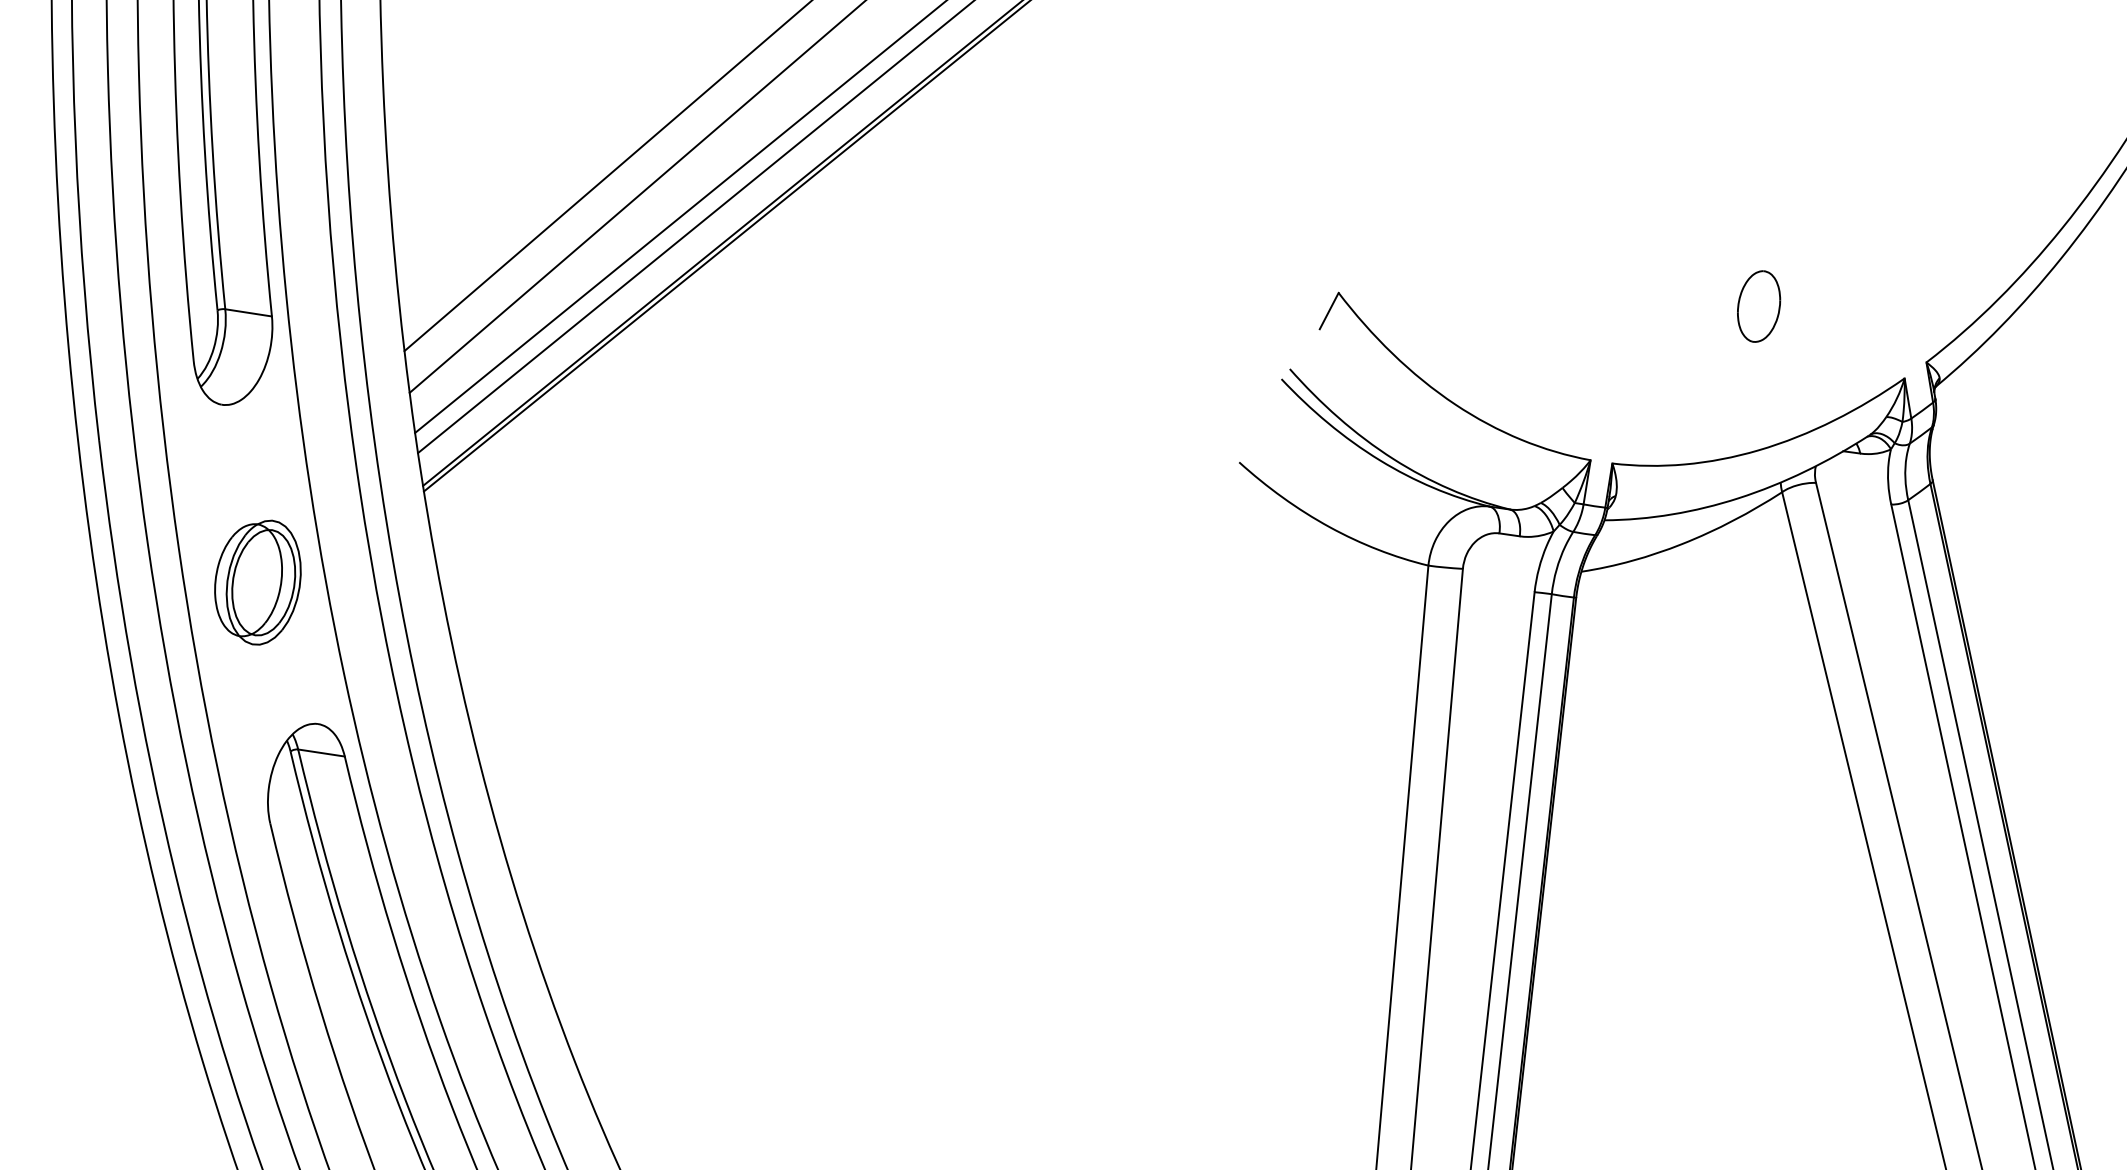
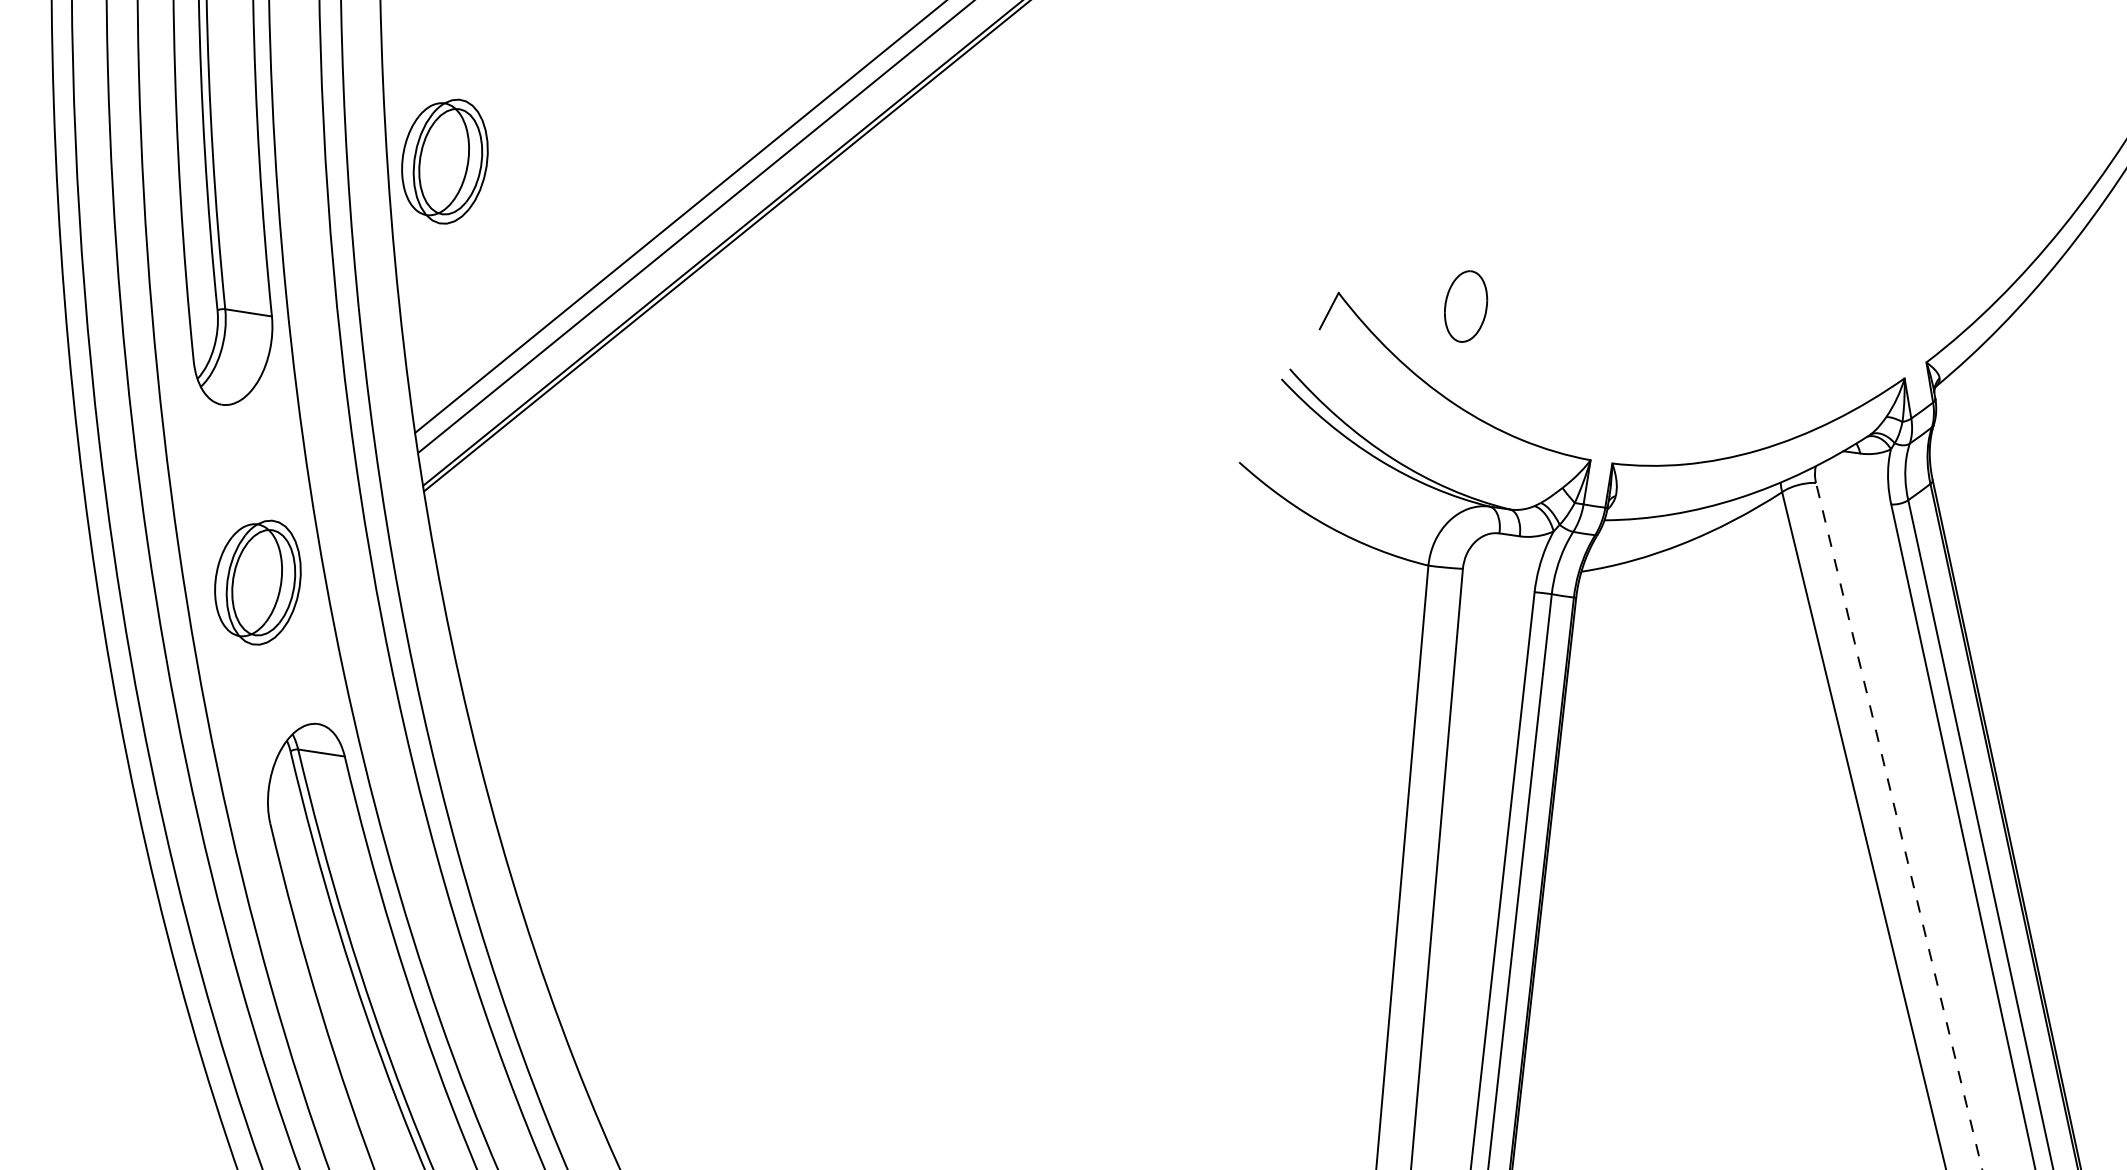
part: none -> present (444, 161)
line: present -> none (606, 176)
line: present -> none (636, 197)
part position: (1759, 306) -> (1466, 306) (1466, 306)
line: solid -> dashed (1899, 825)
